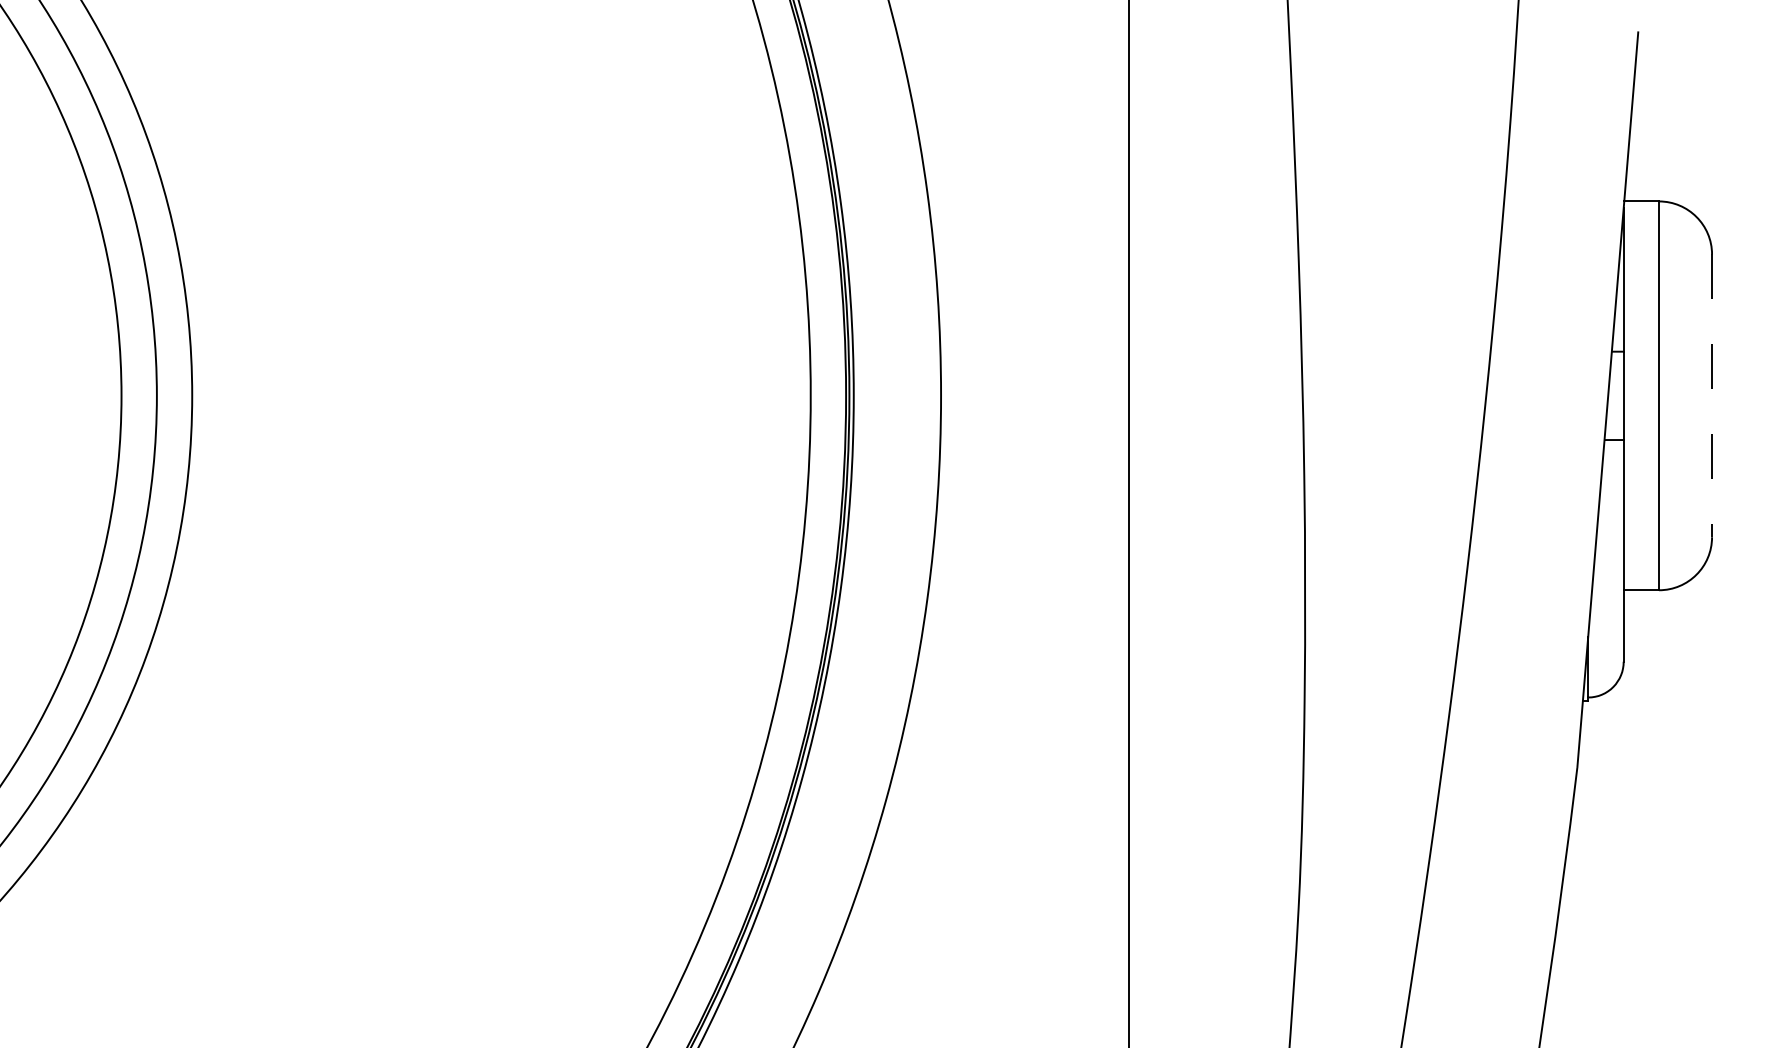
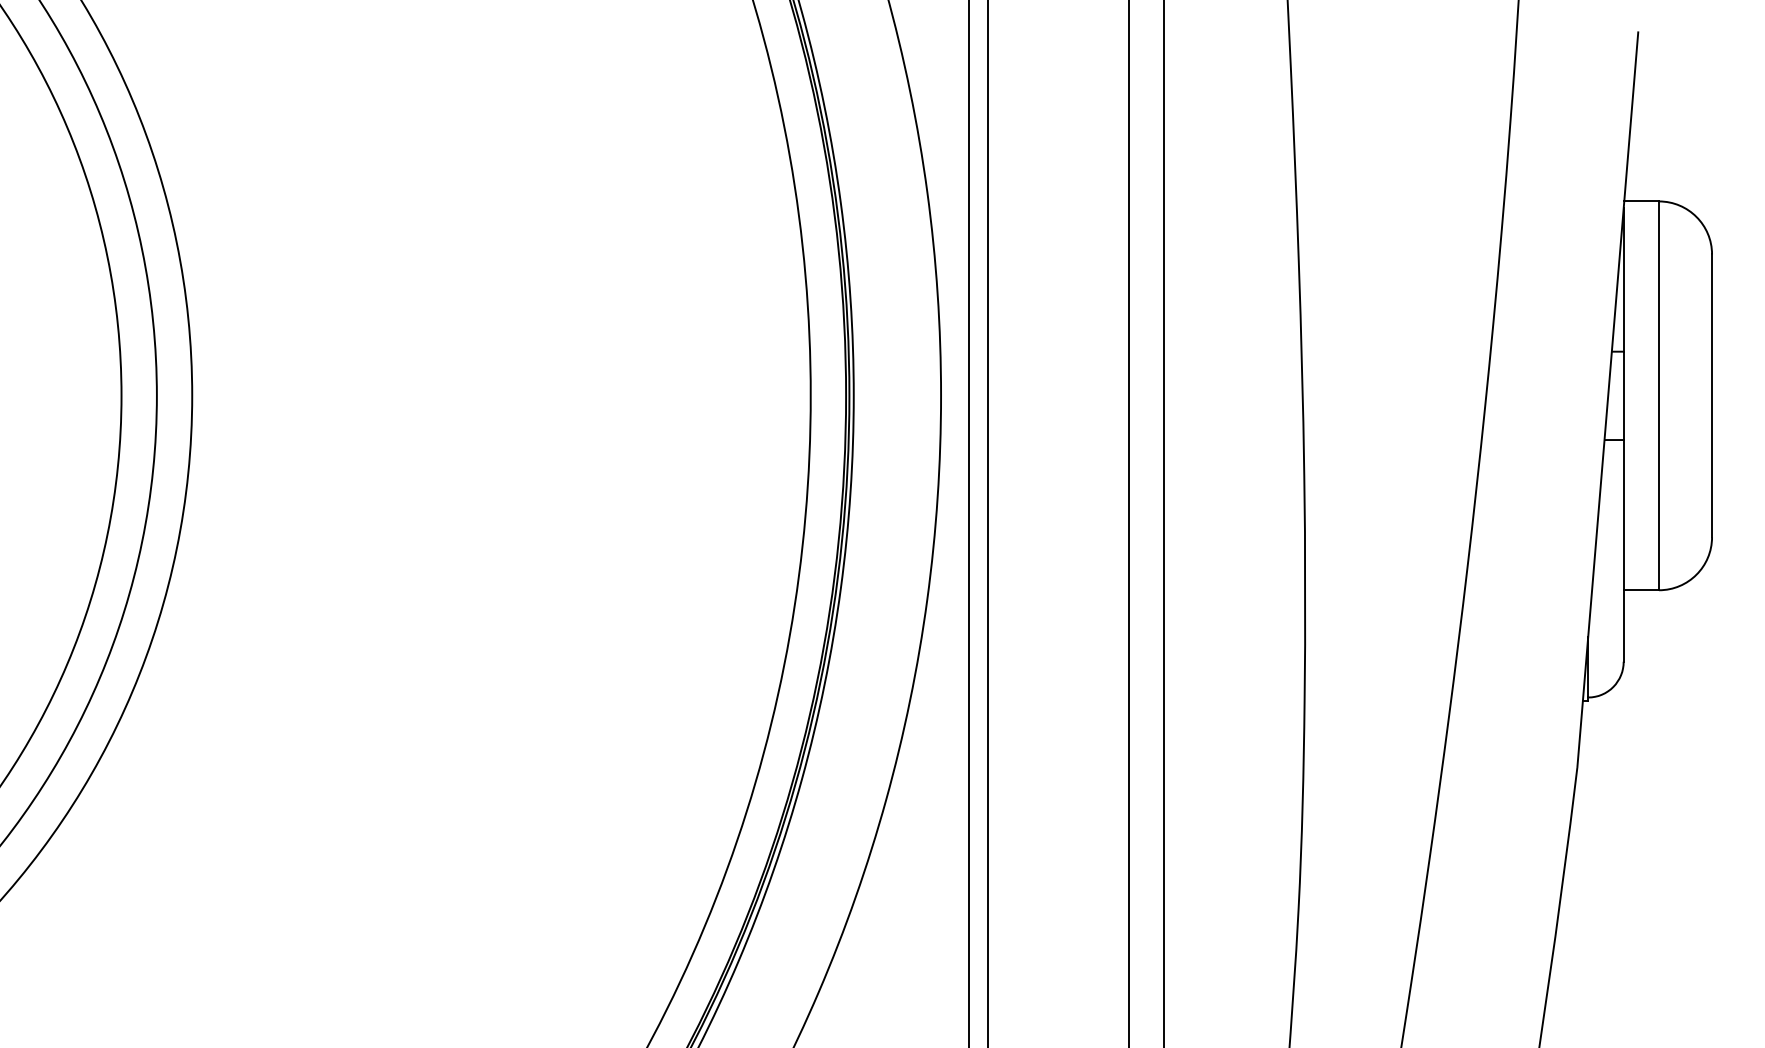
line: dashed -> solid (1712, 396)
line: none -> present (969, 523)
line: none -> present (987, 523)
line: none -> present (1164, 523)
